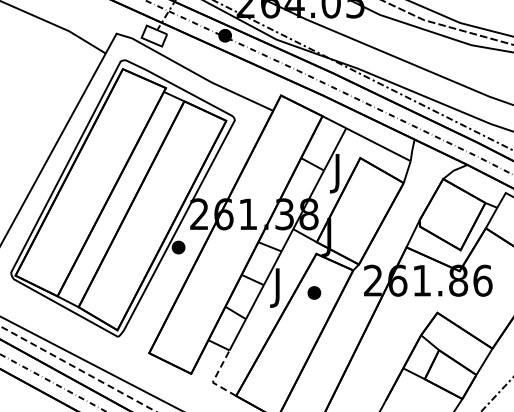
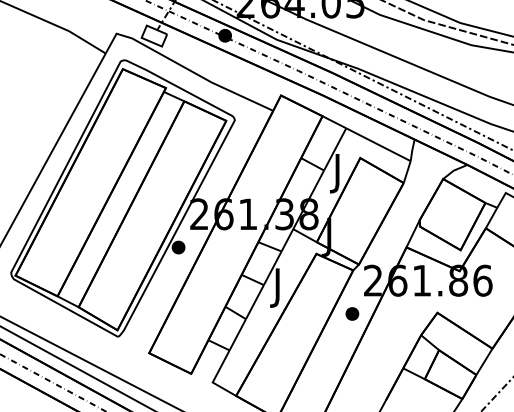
part position: (314, 292) -> (352, 313) (352, 313)
line: dashed -> solid (77, 368)
line: dashed -> solid (214, 379)
